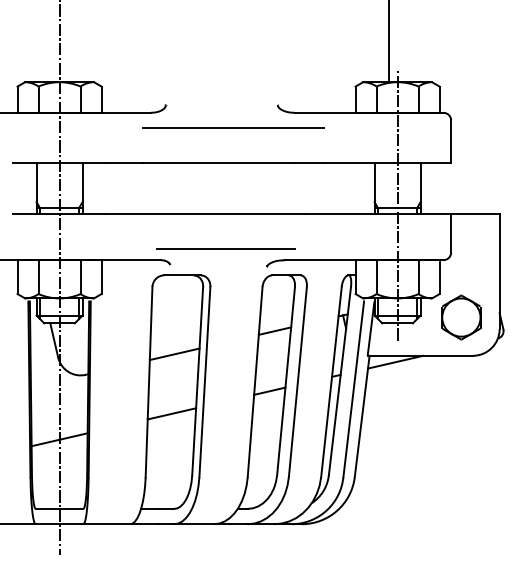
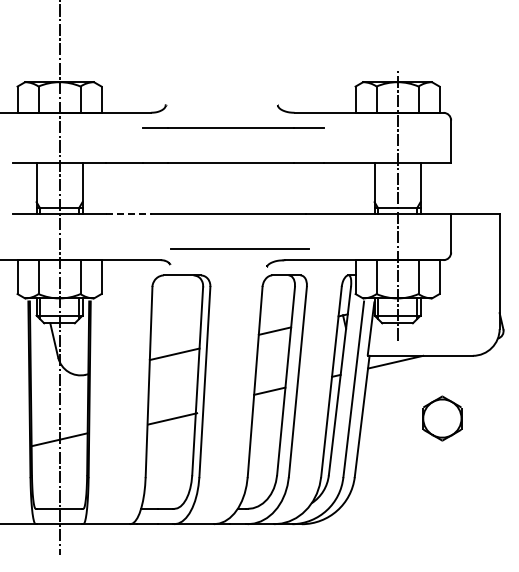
line: present -> none (388, 42)
line: solid -> dashed (128, 214)
line position: (225, 248) -> (239, 248) (239, 248)
part position: (461, 317) -> (442, 418) (442, 418)
line position: (171, 413) -> (172, 418) (172, 418)
